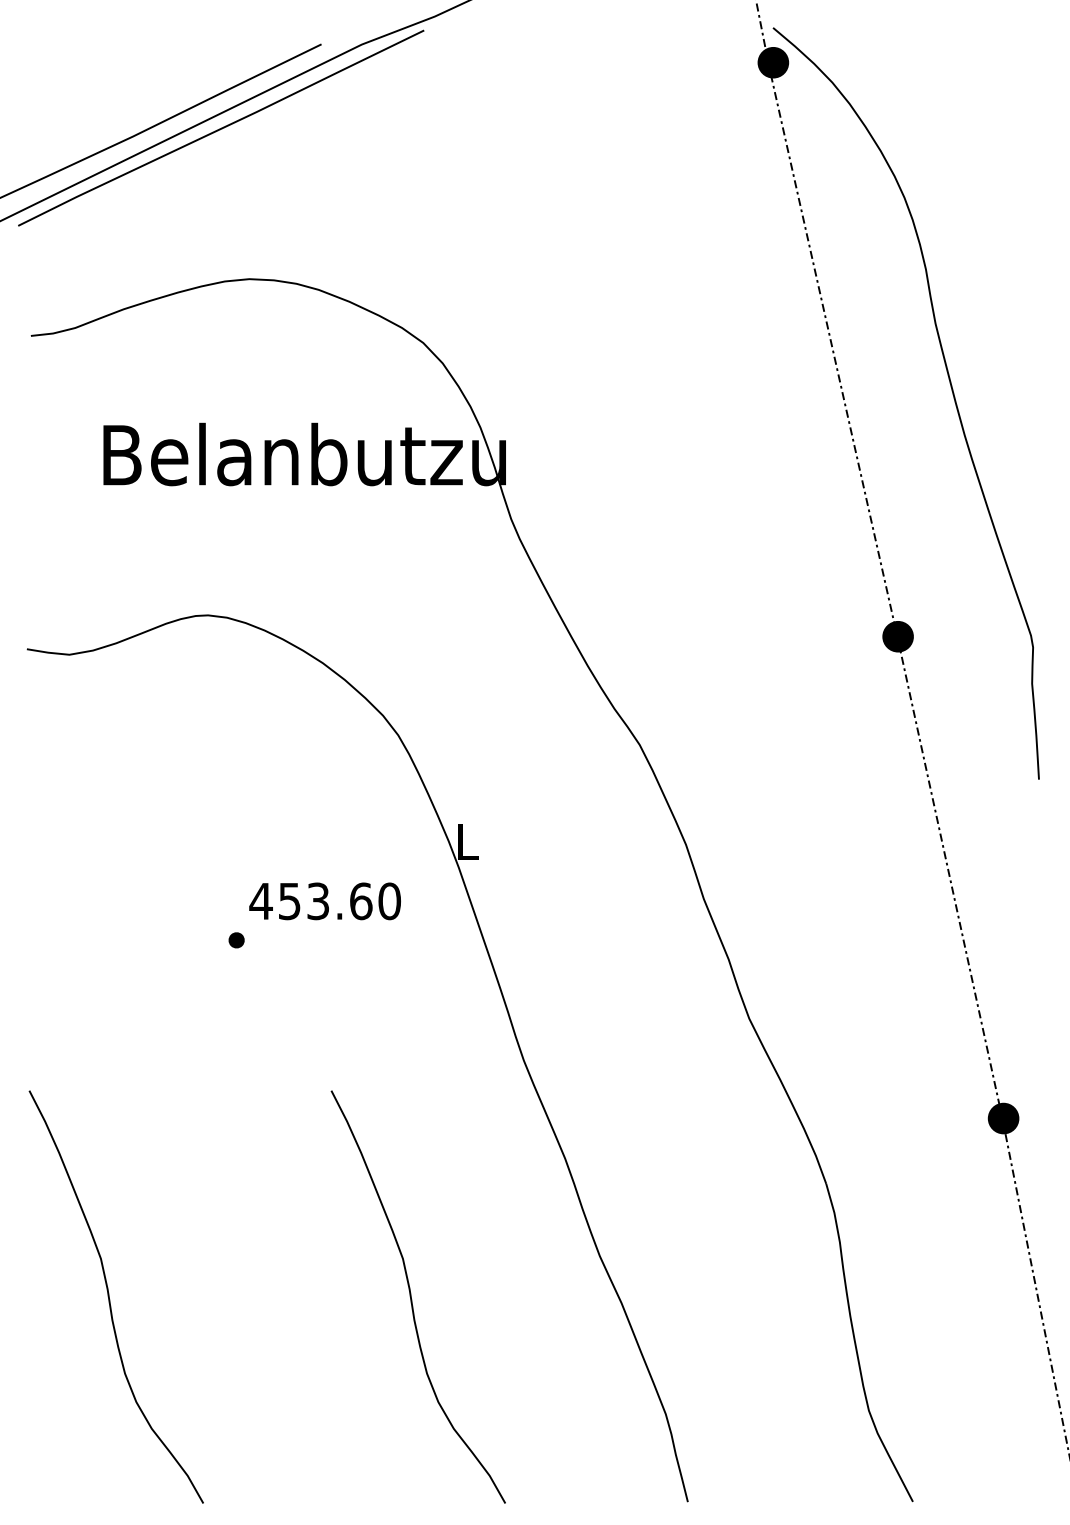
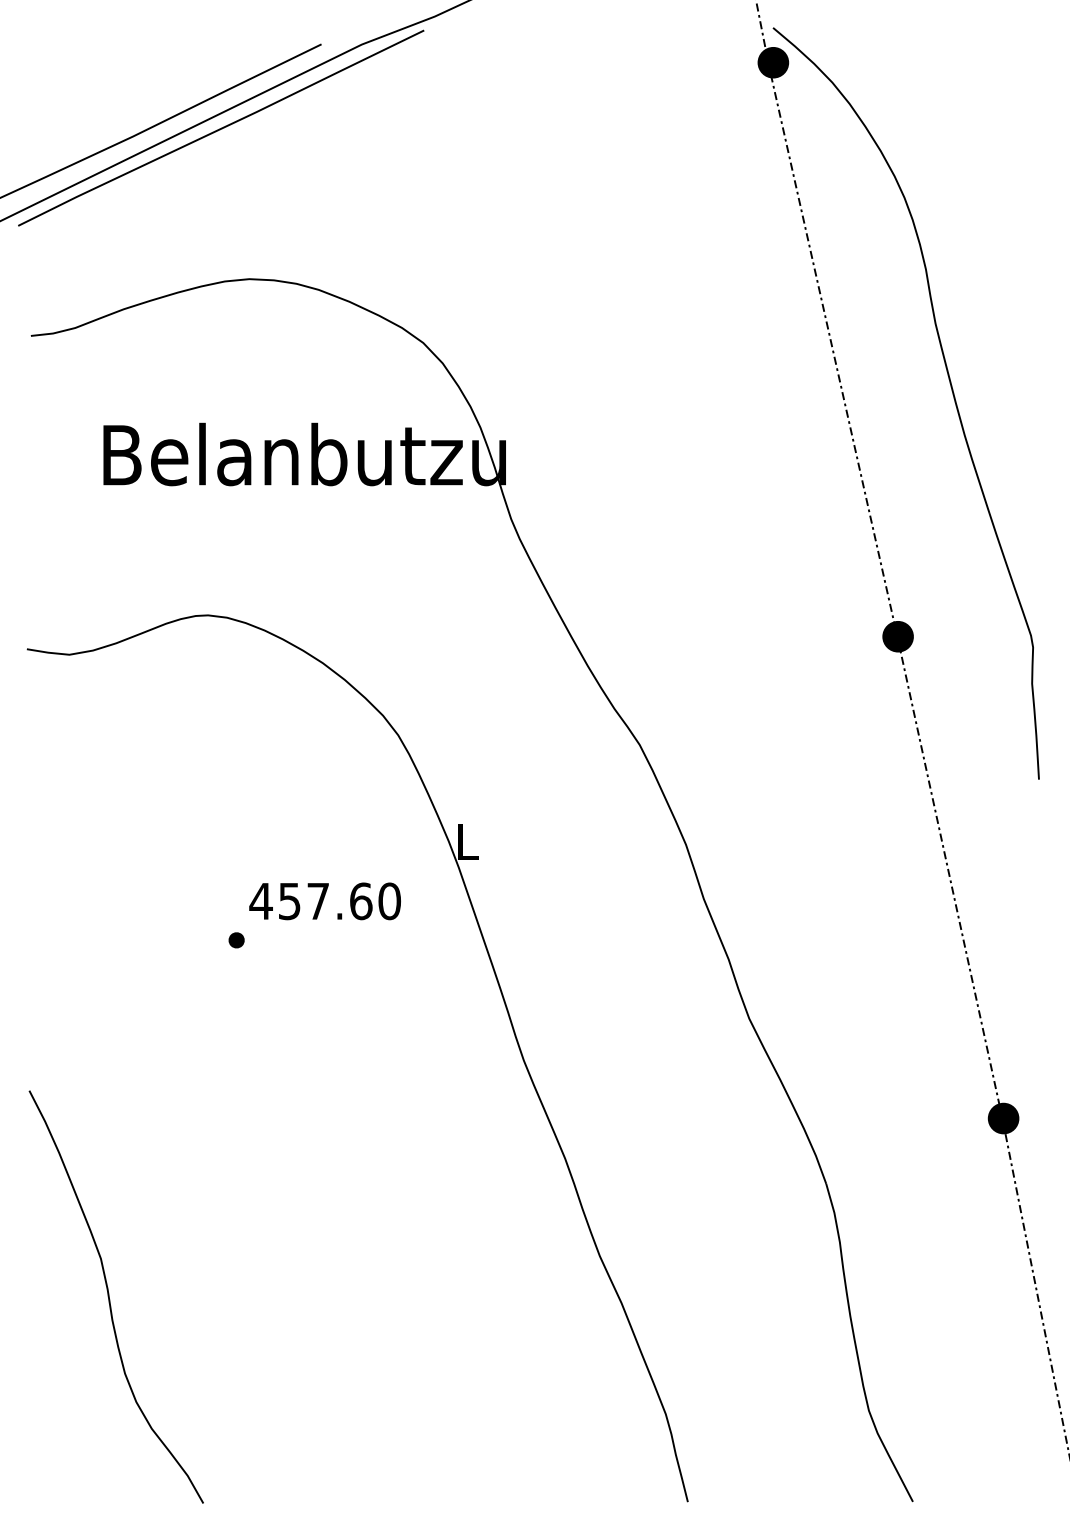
text: 453.60 -> 457.60 (317, 901)
curve: present -> none (412, 1299)
